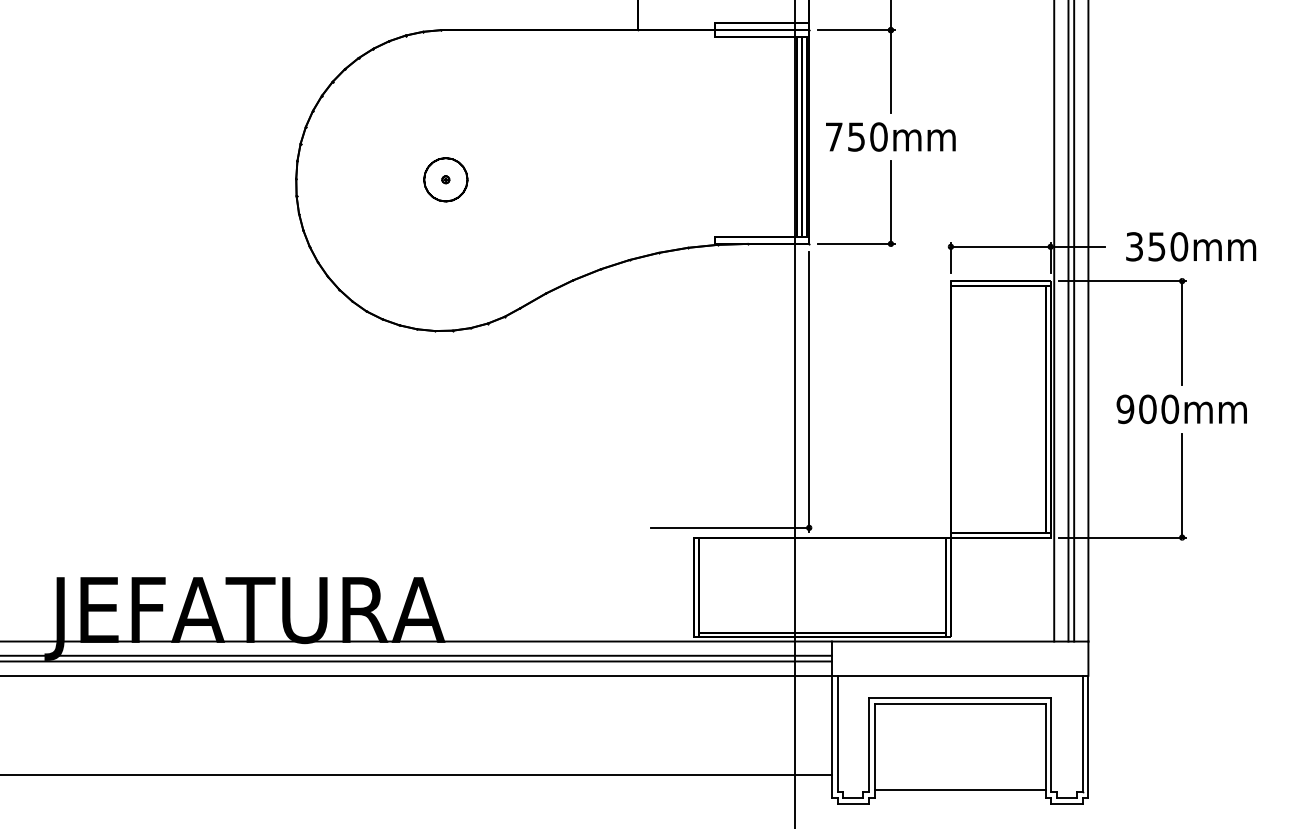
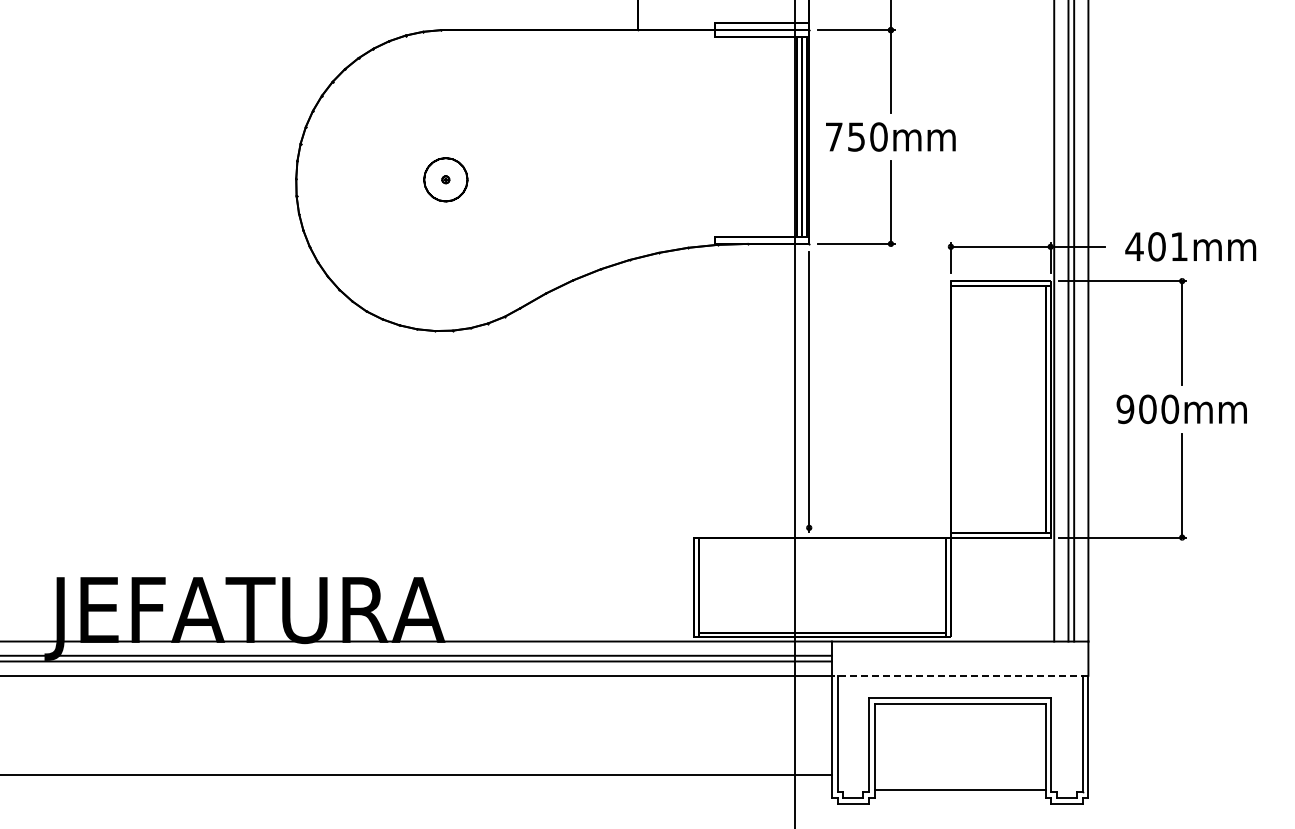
text: 350mm -> 401mm (1156, 246)
line: present -> none (729, 527)
line: solid -> dashed (959, 675)
